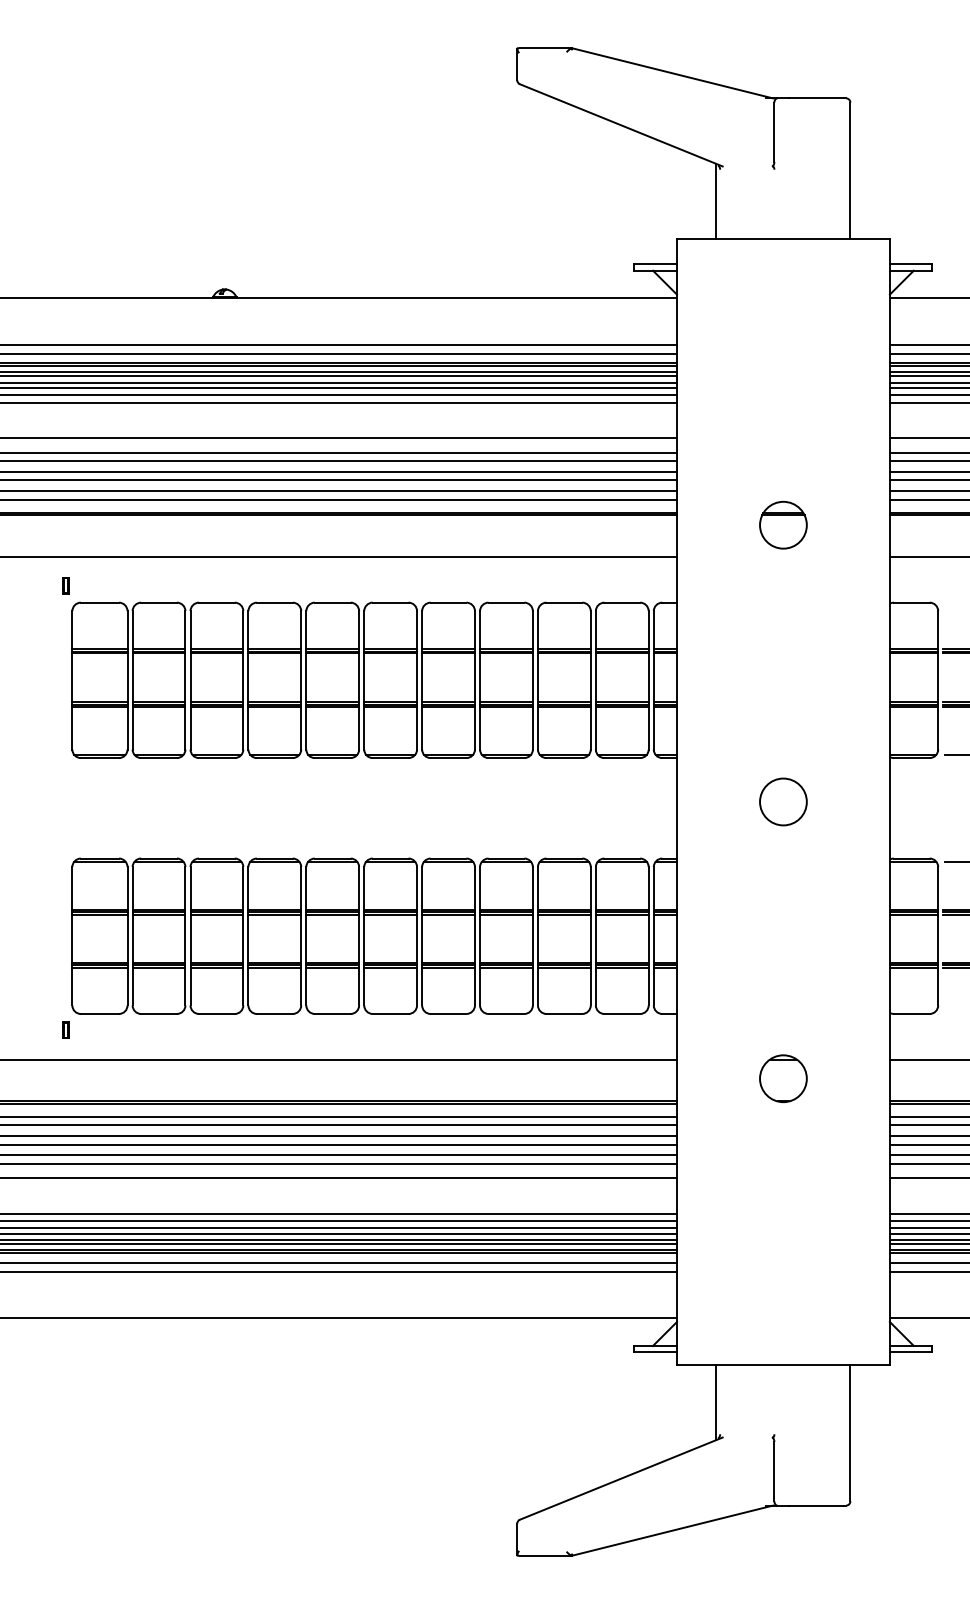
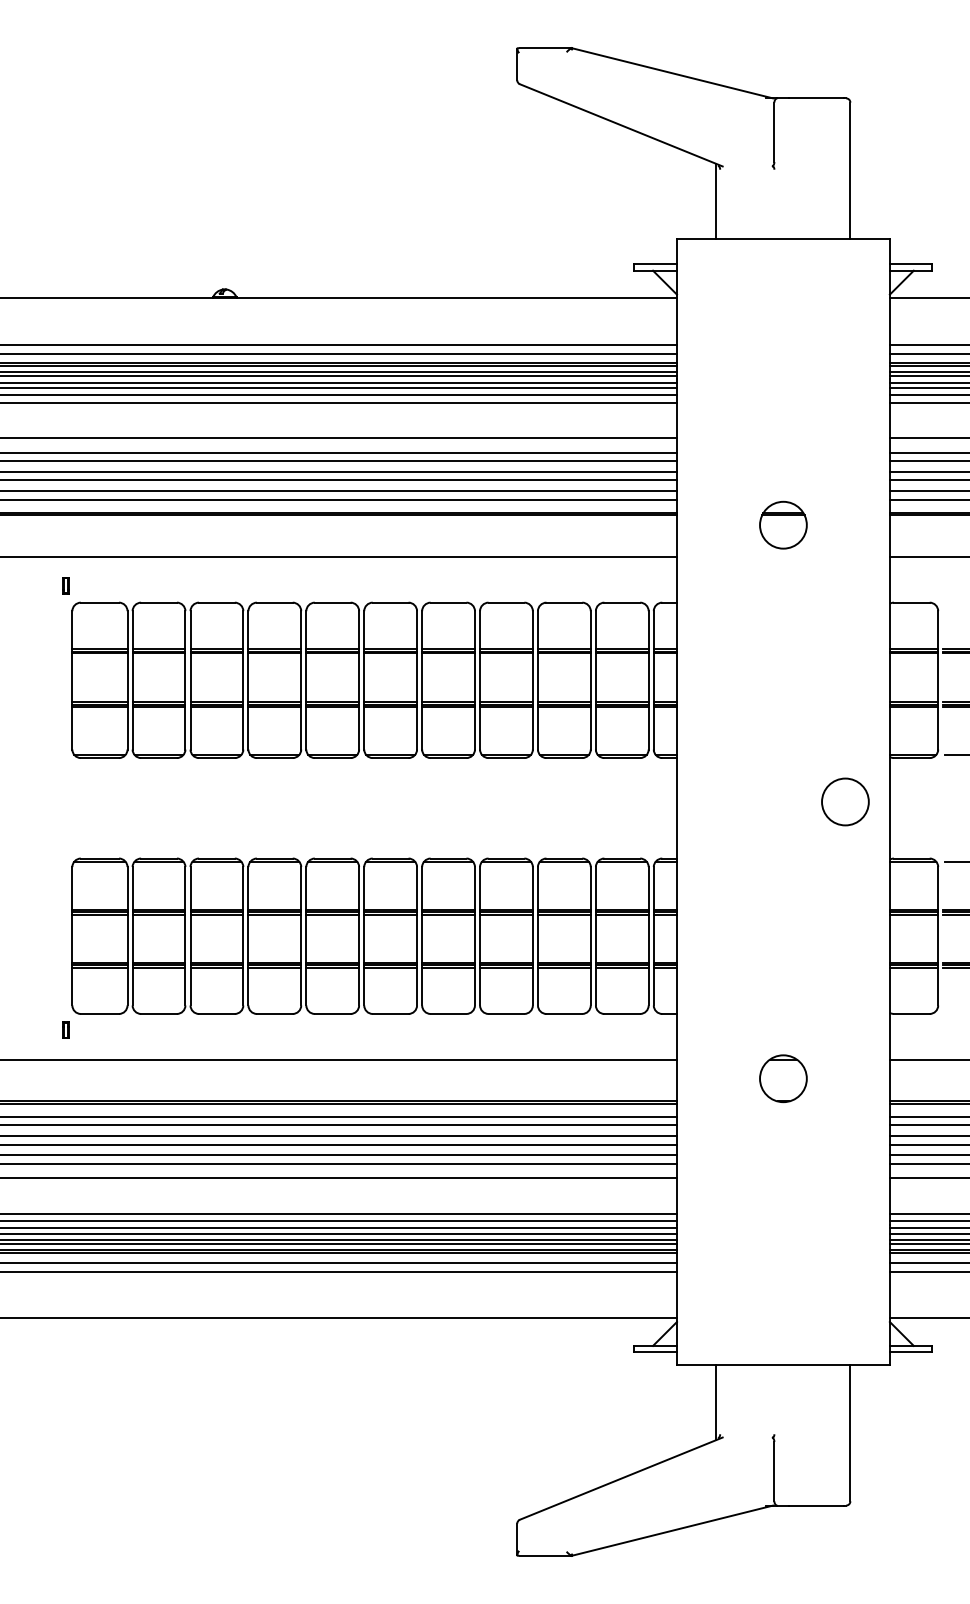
circle position: (783, 801) -> (845, 801) (845, 801)
